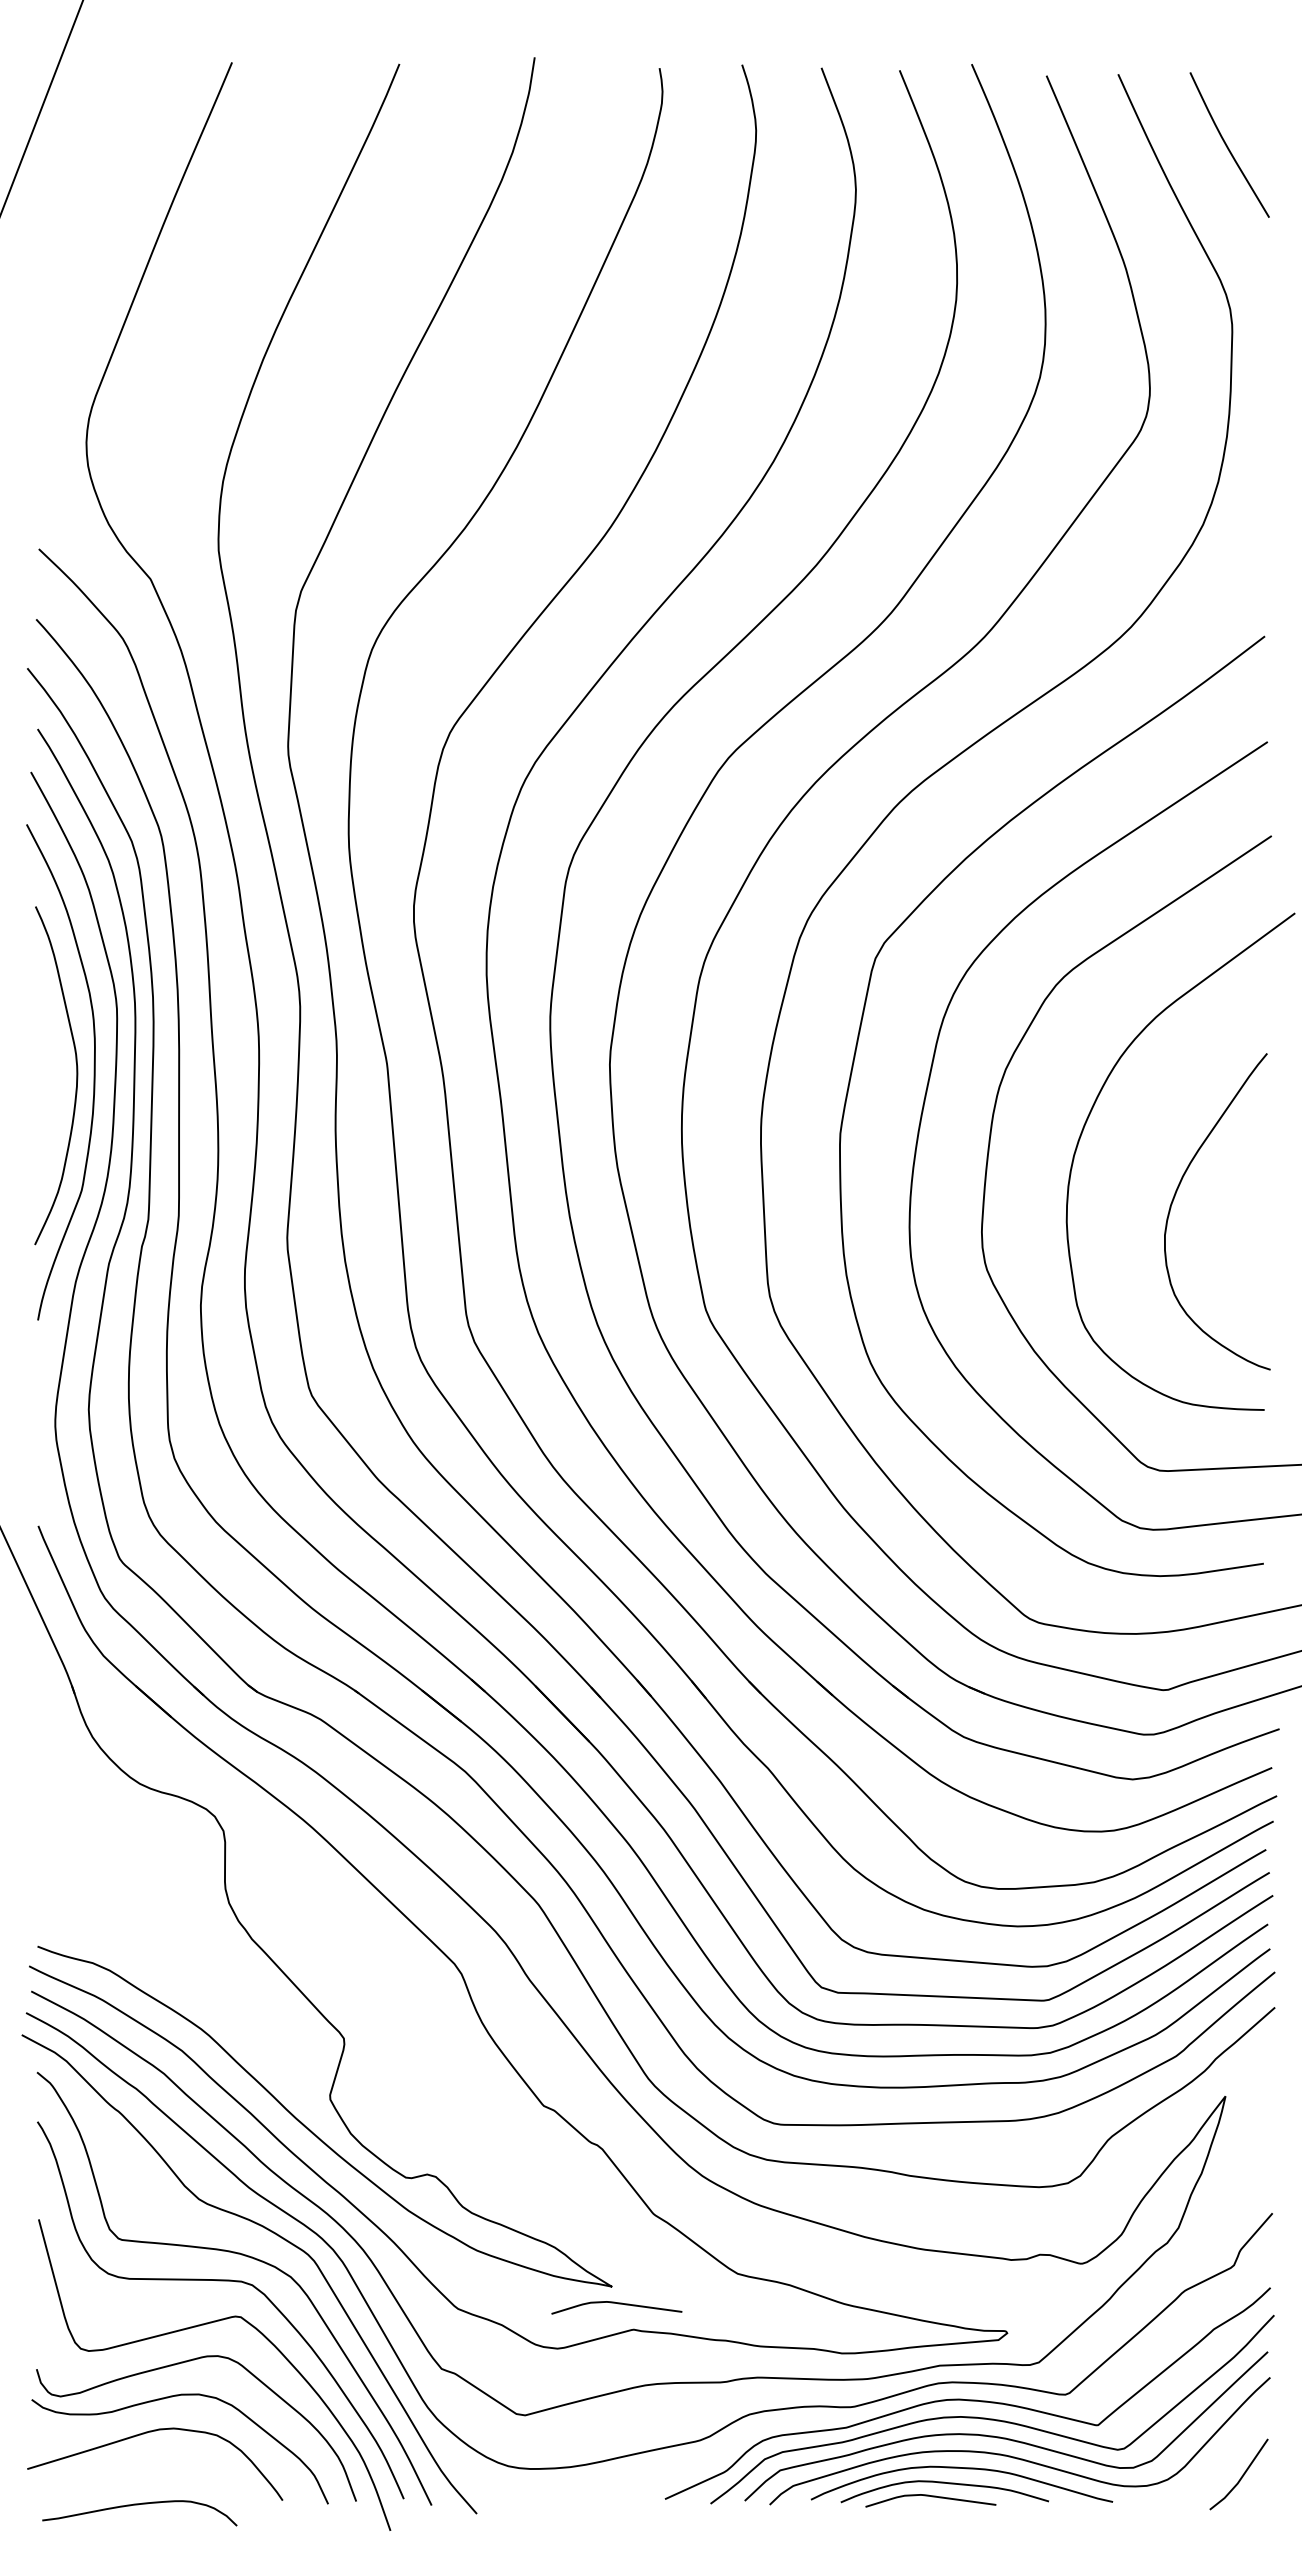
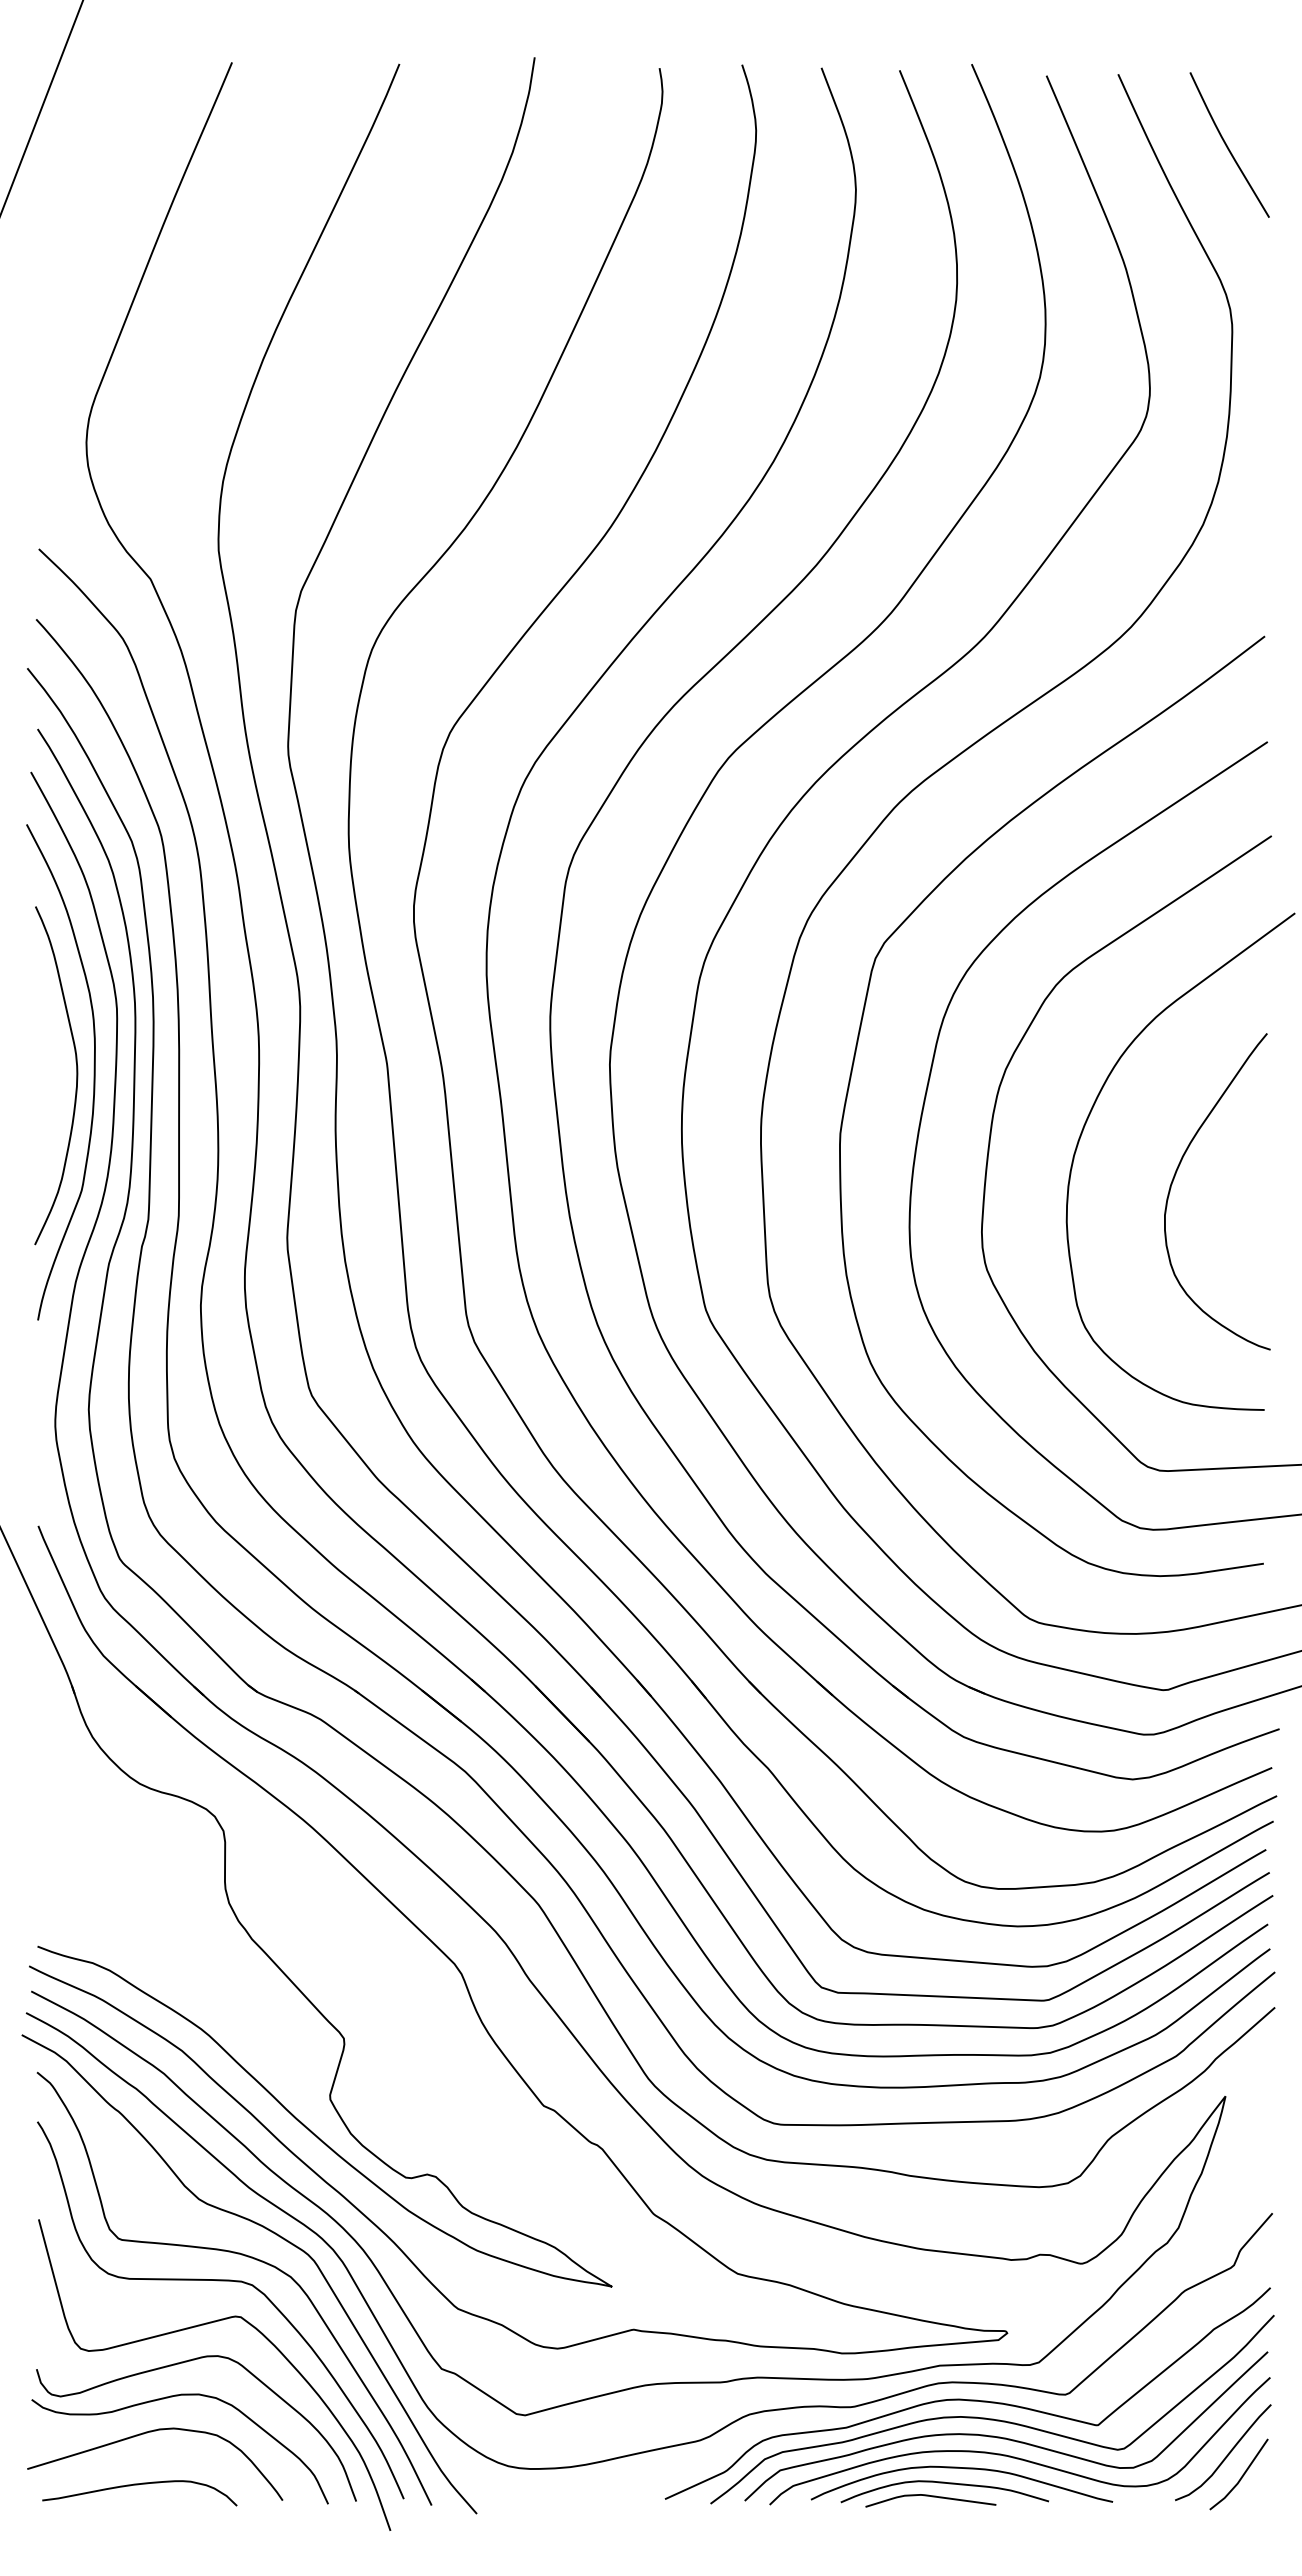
curve position: (1176, 1194) -> (1176, 1174) (1176, 1174)
curve: present -> none (618, 2304)
curve: none -> present (1226, 2455)
curve position: (138, 2505) -> (138, 2485) (138, 2485)
